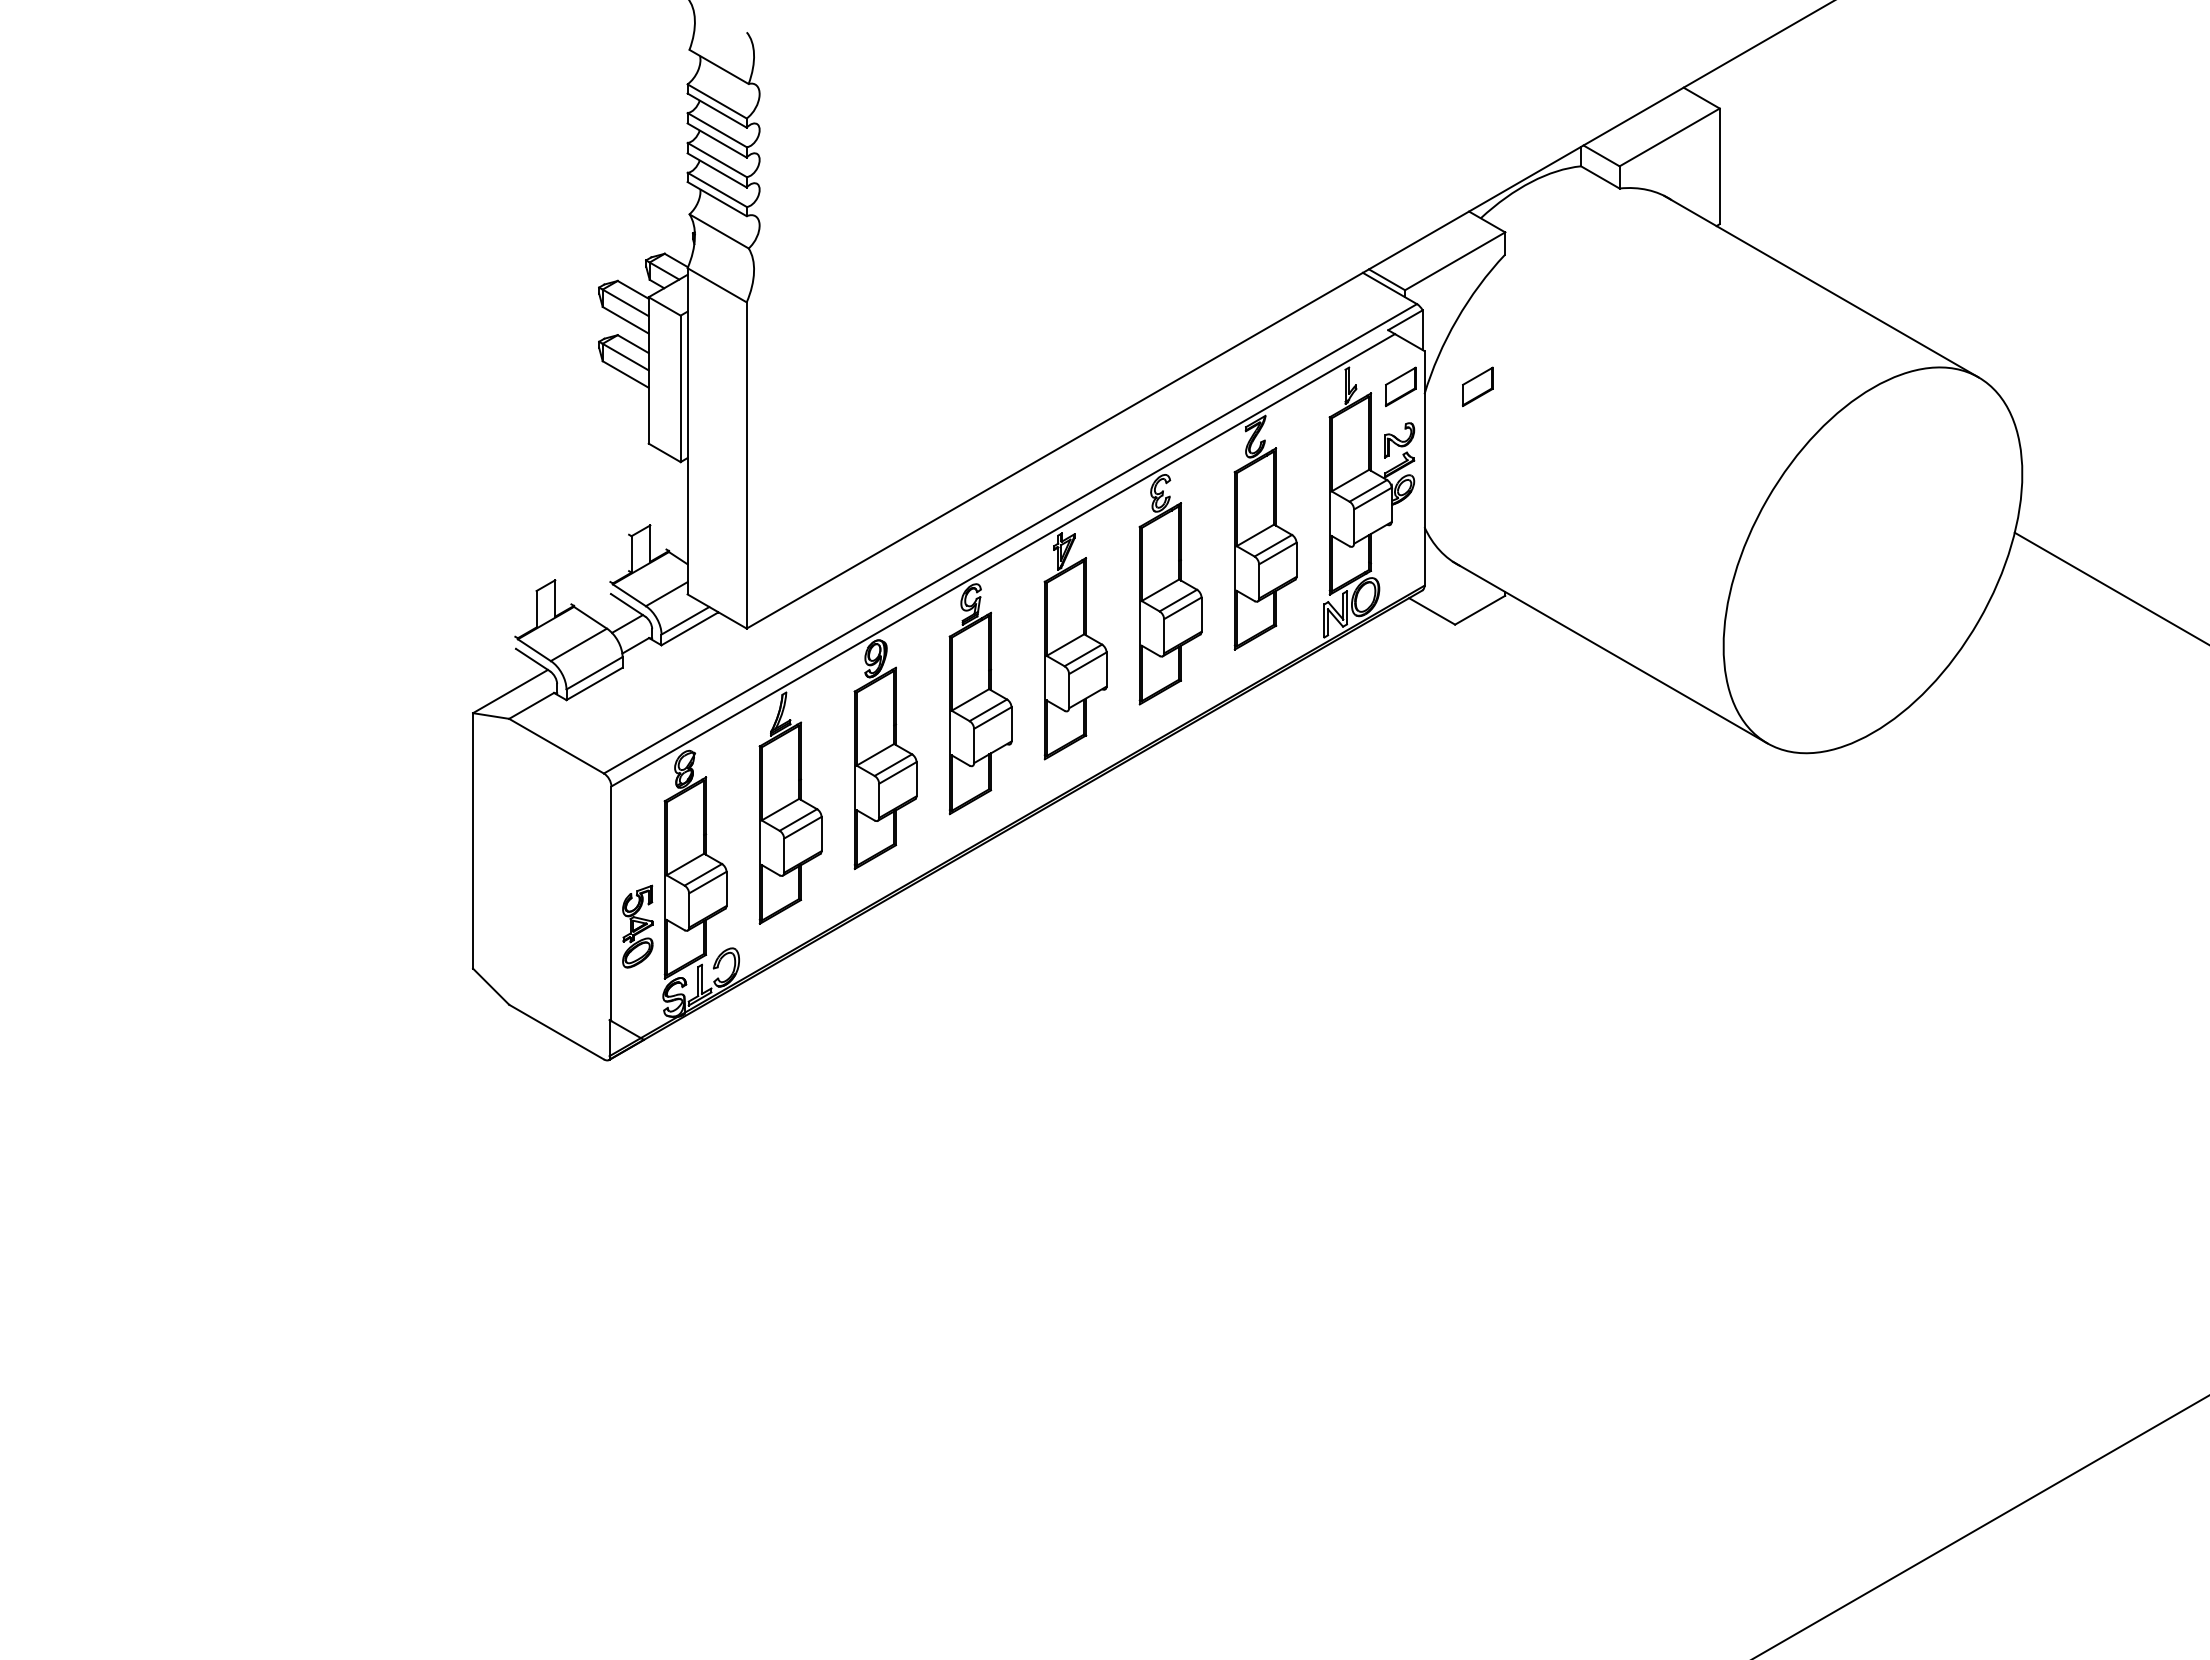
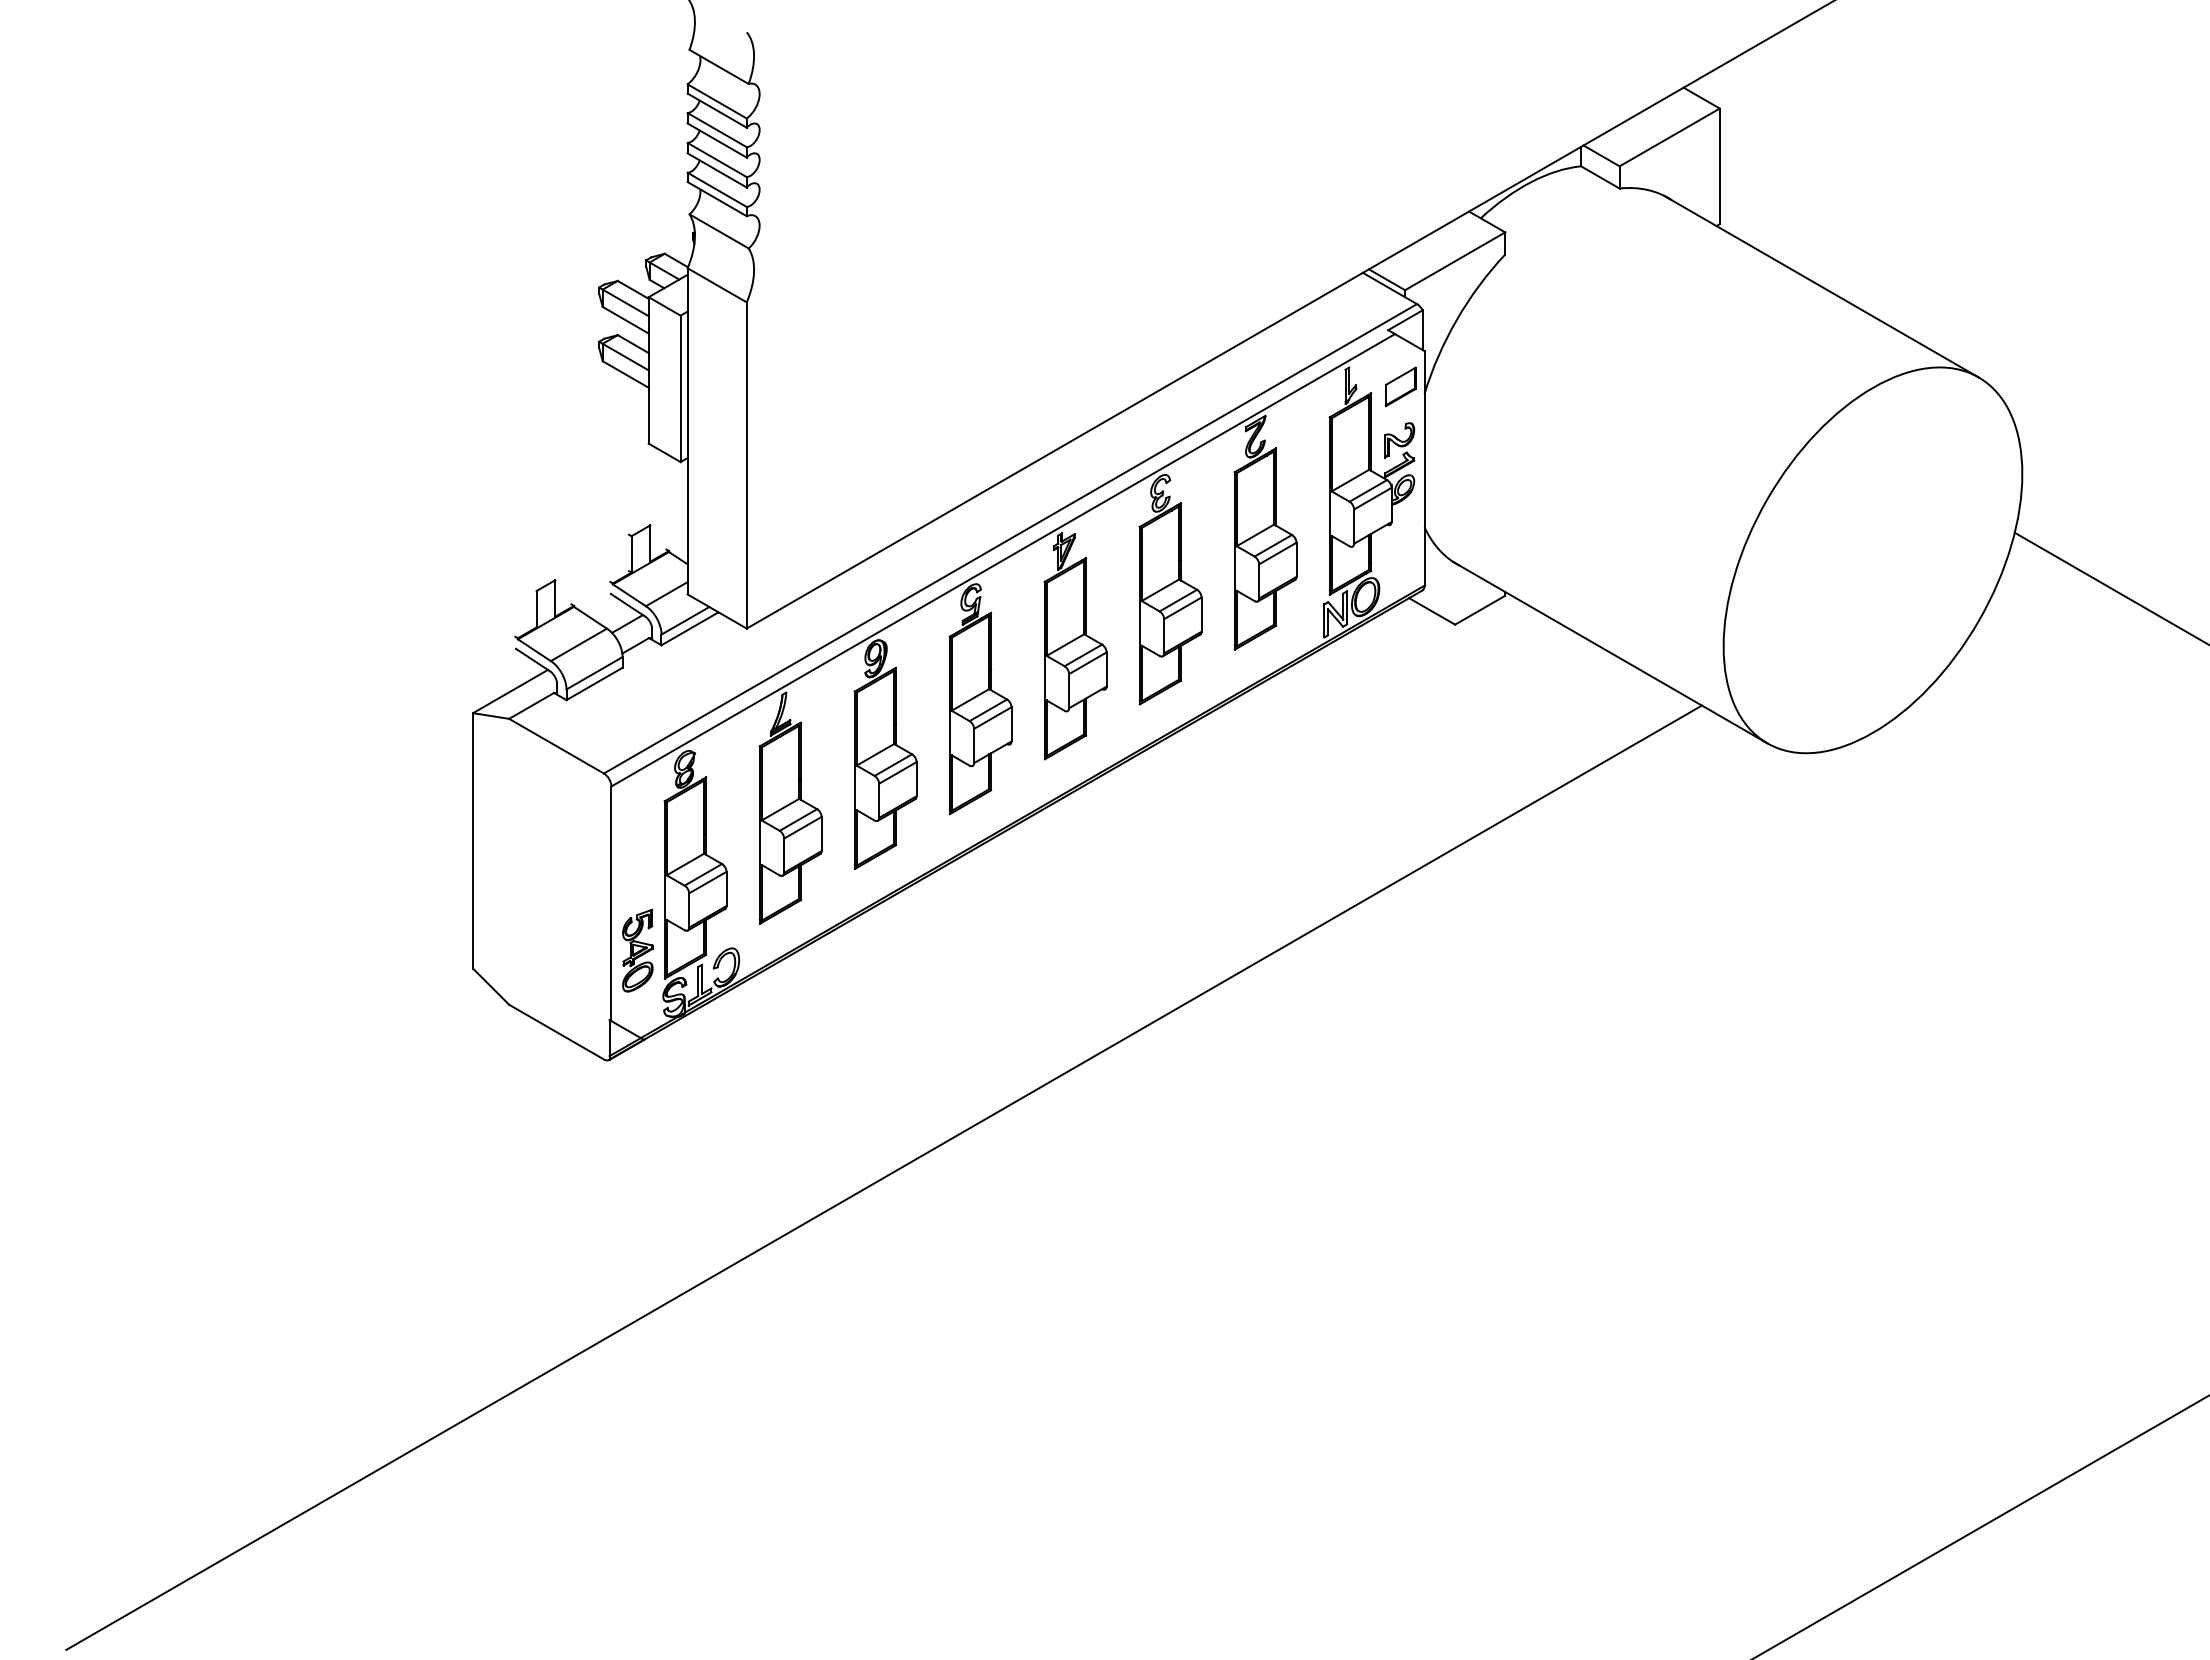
part: present -> none (1477, 386)
part position: (637, 926) -> (637, 950) (637, 950)
line: none -> present (883, 1177)
